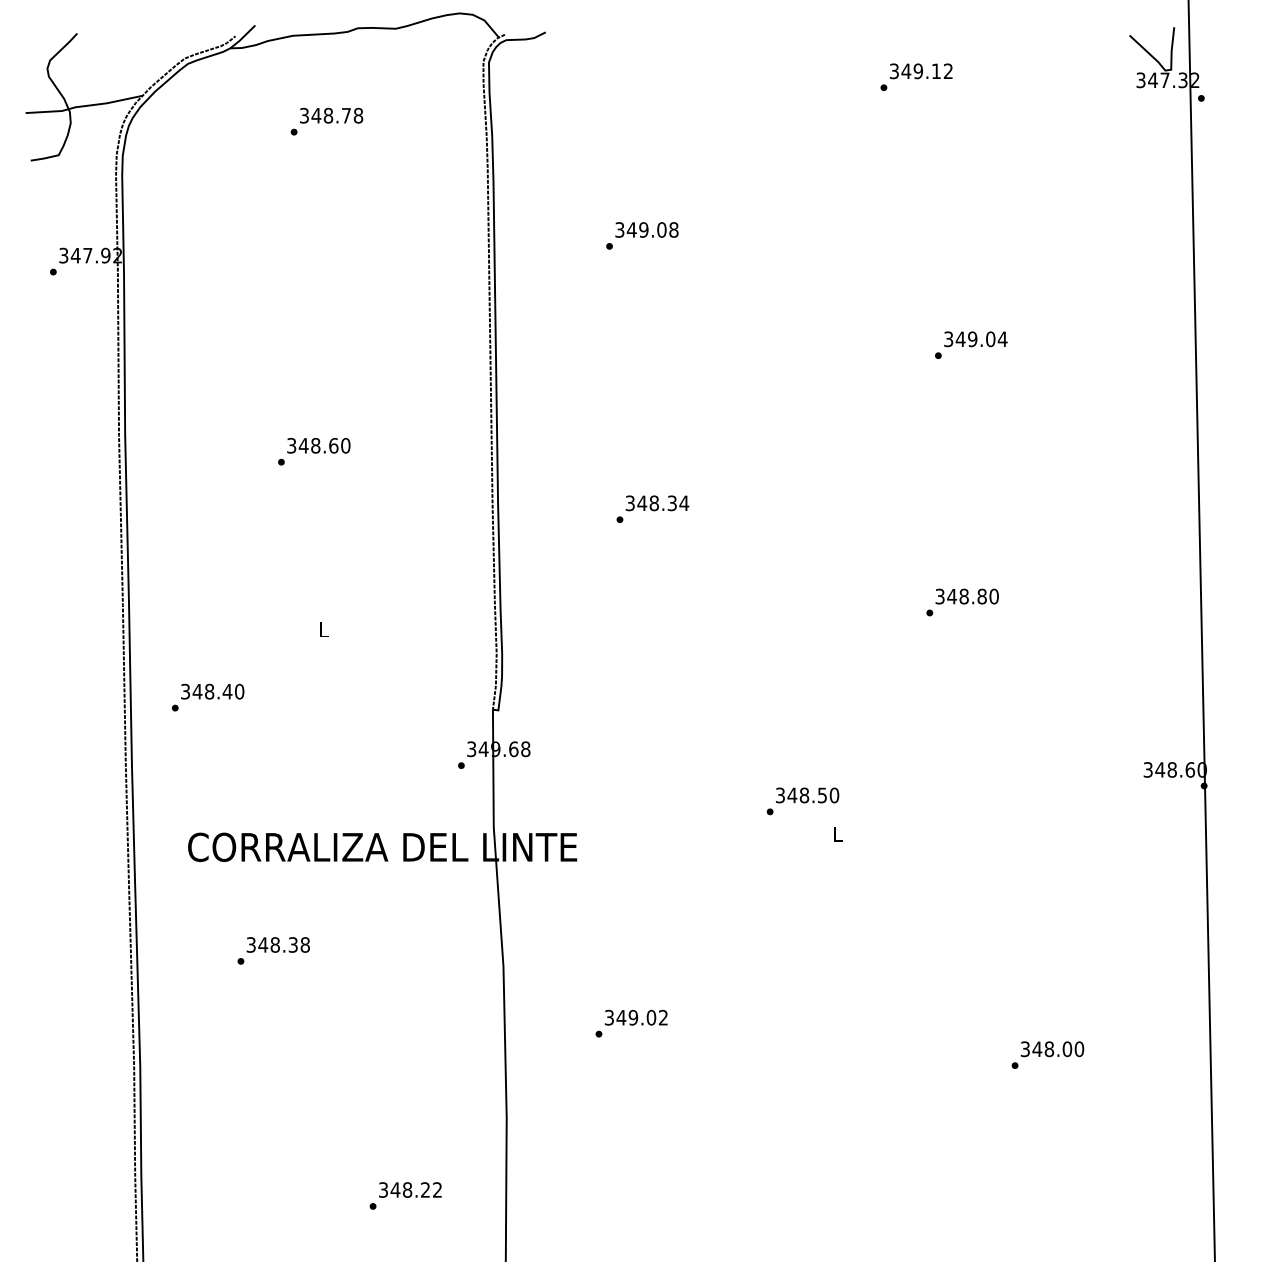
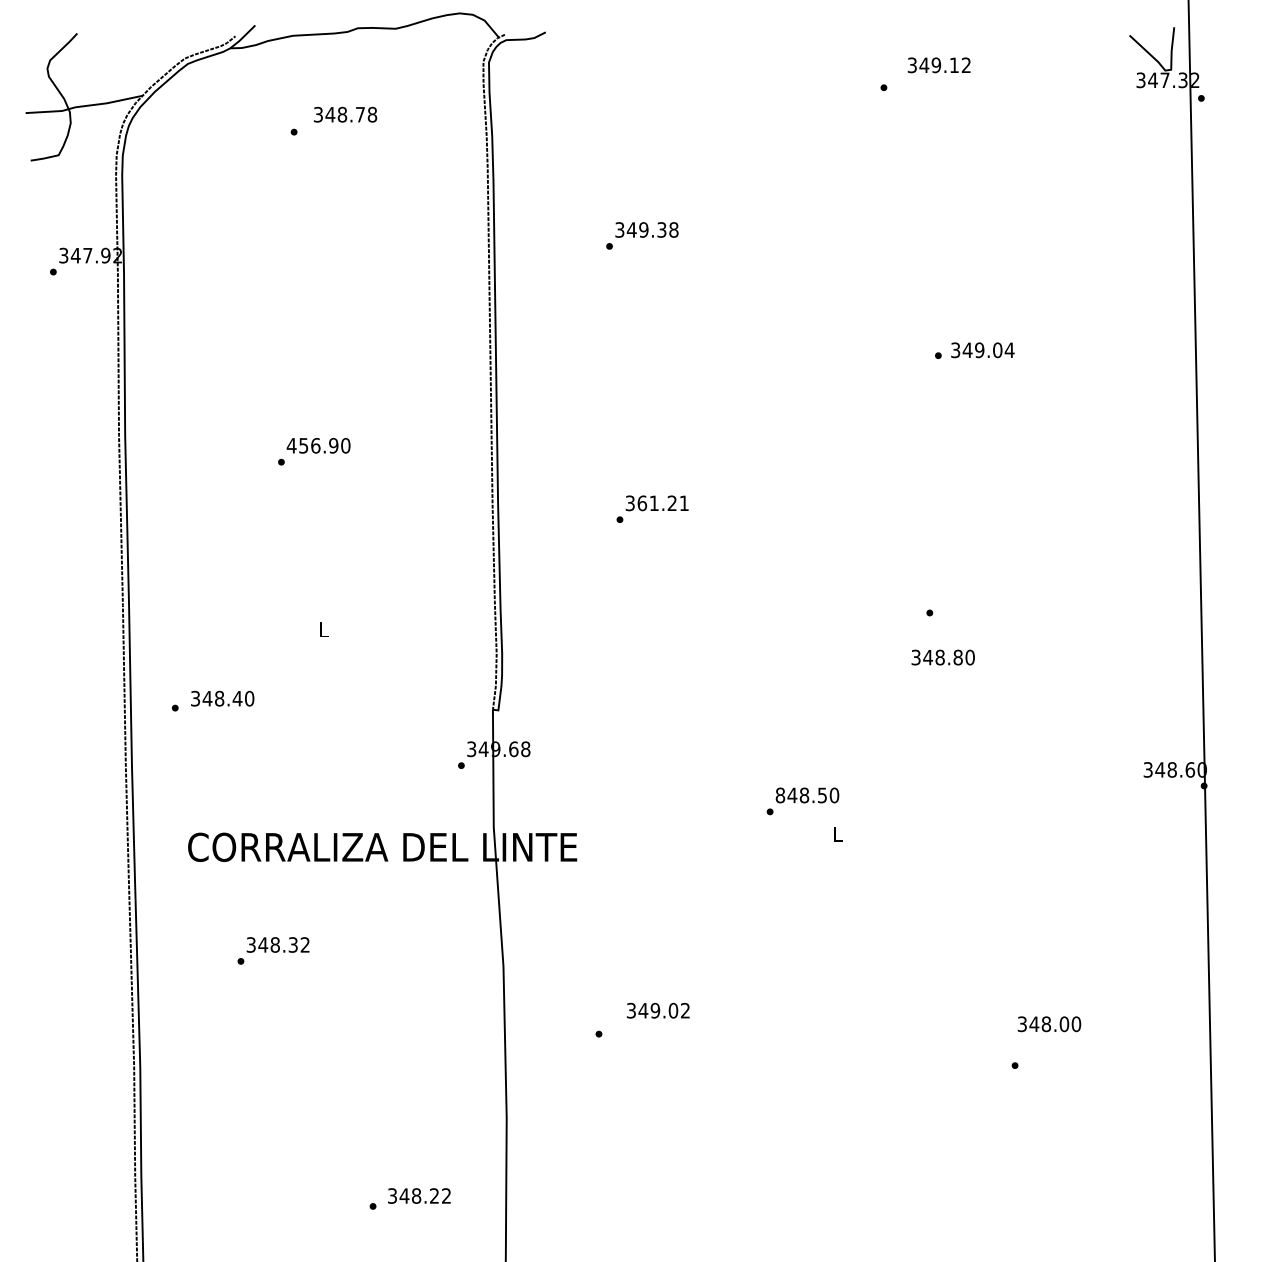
text position: (920, 71) -> (938, 65) (938, 65)
text position: (331, 115) -> (345, 114) (345, 114)
text: 349.08 -> 349.38 (661, 229)
text position: (975, 339) -> (982, 350) (982, 350)
text: 348.60 -> 456.90 (312, 445)
text: 348.34 -> 361.21 (663, 503)
text position: (966, 596) -> (942, 657) (942, 657)
text position: (212, 691) -> (222, 698) (222, 698)
text: 348.50 -> 848.50 (780, 795)
text: 348.38 -> 348.32 (304, 944)
text position: (636, 1017) -> (658, 1010) (658, 1010)
text position: (1052, 1049) -> (1049, 1024) (1049, 1024)
text position: (410, 1189) -> (419, 1195) (419, 1195)
